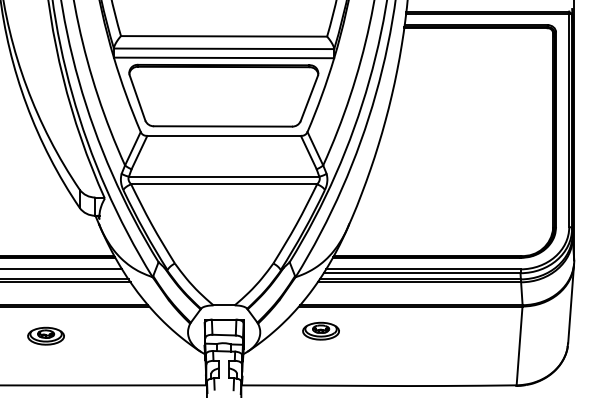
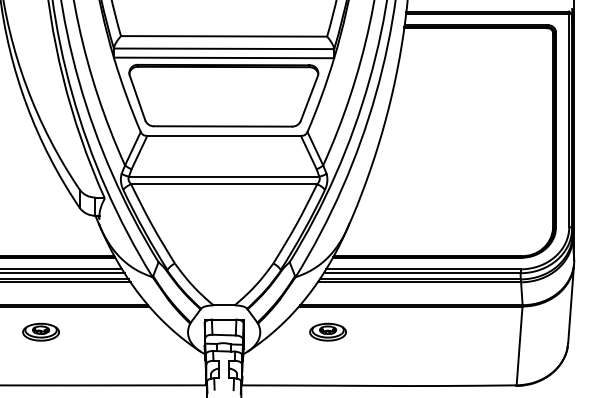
line: none -> present (63, 273)
part position: (320, 330) -> (327, 331) (327, 331)
part position: (45, 335) -> (40, 331) (40, 331)
